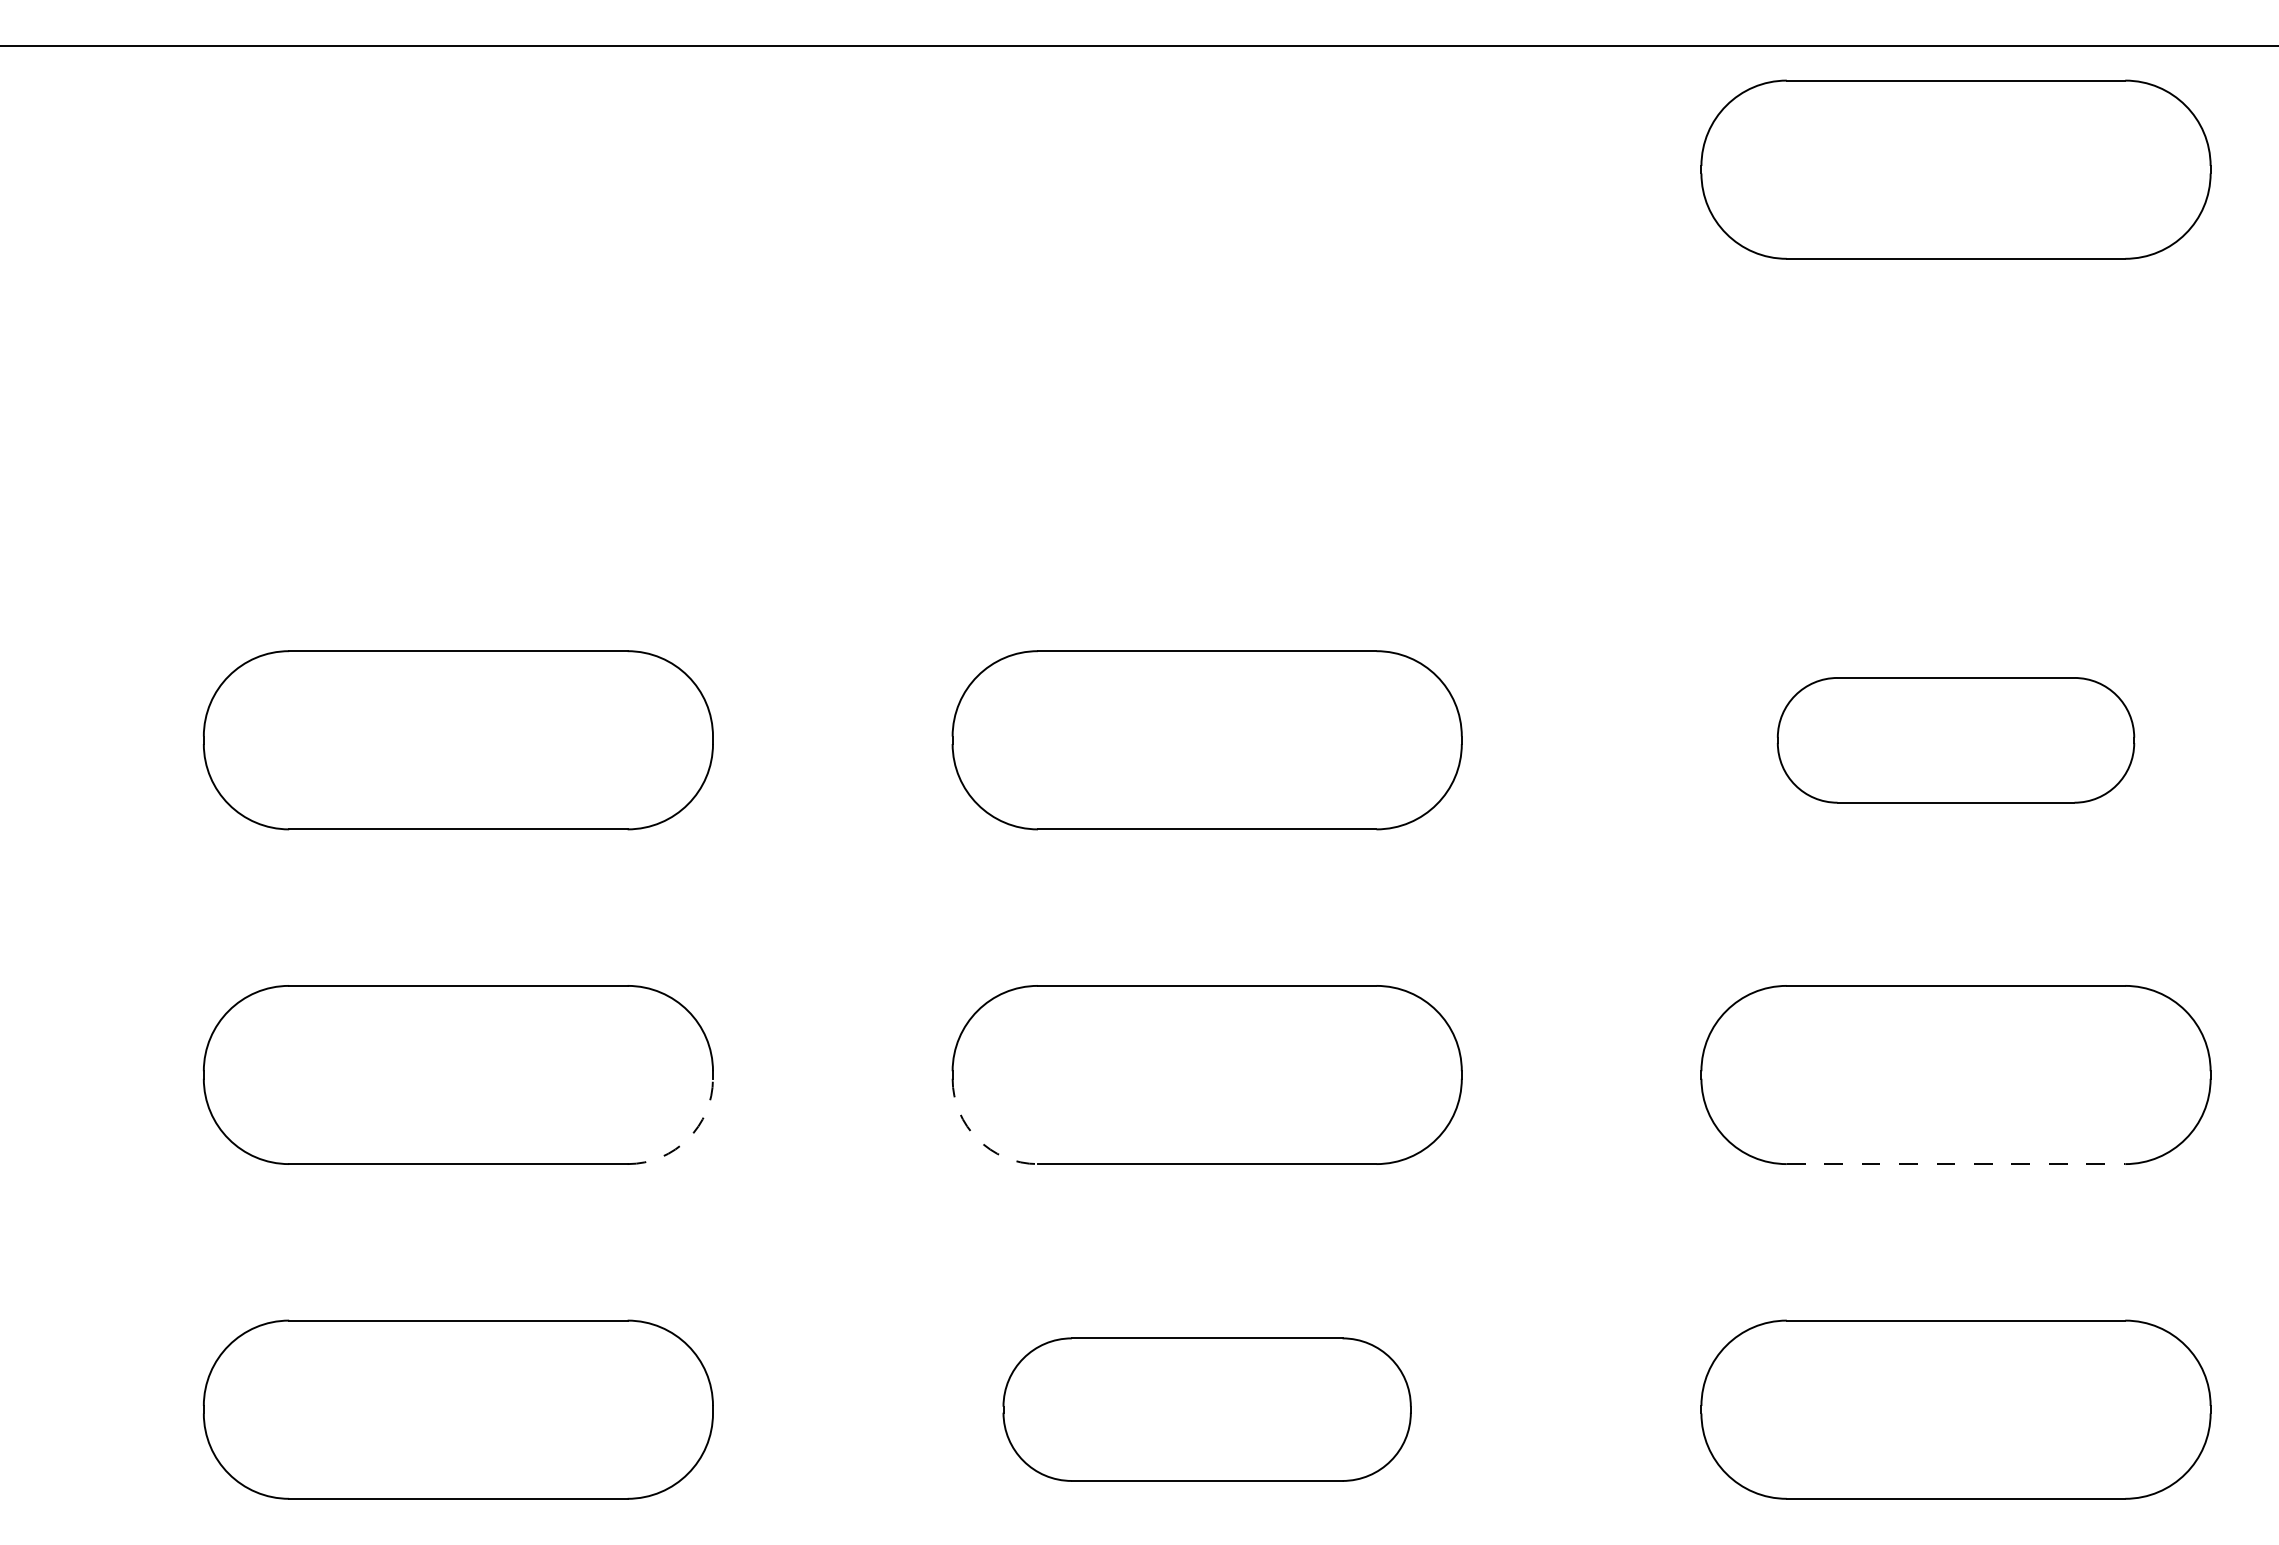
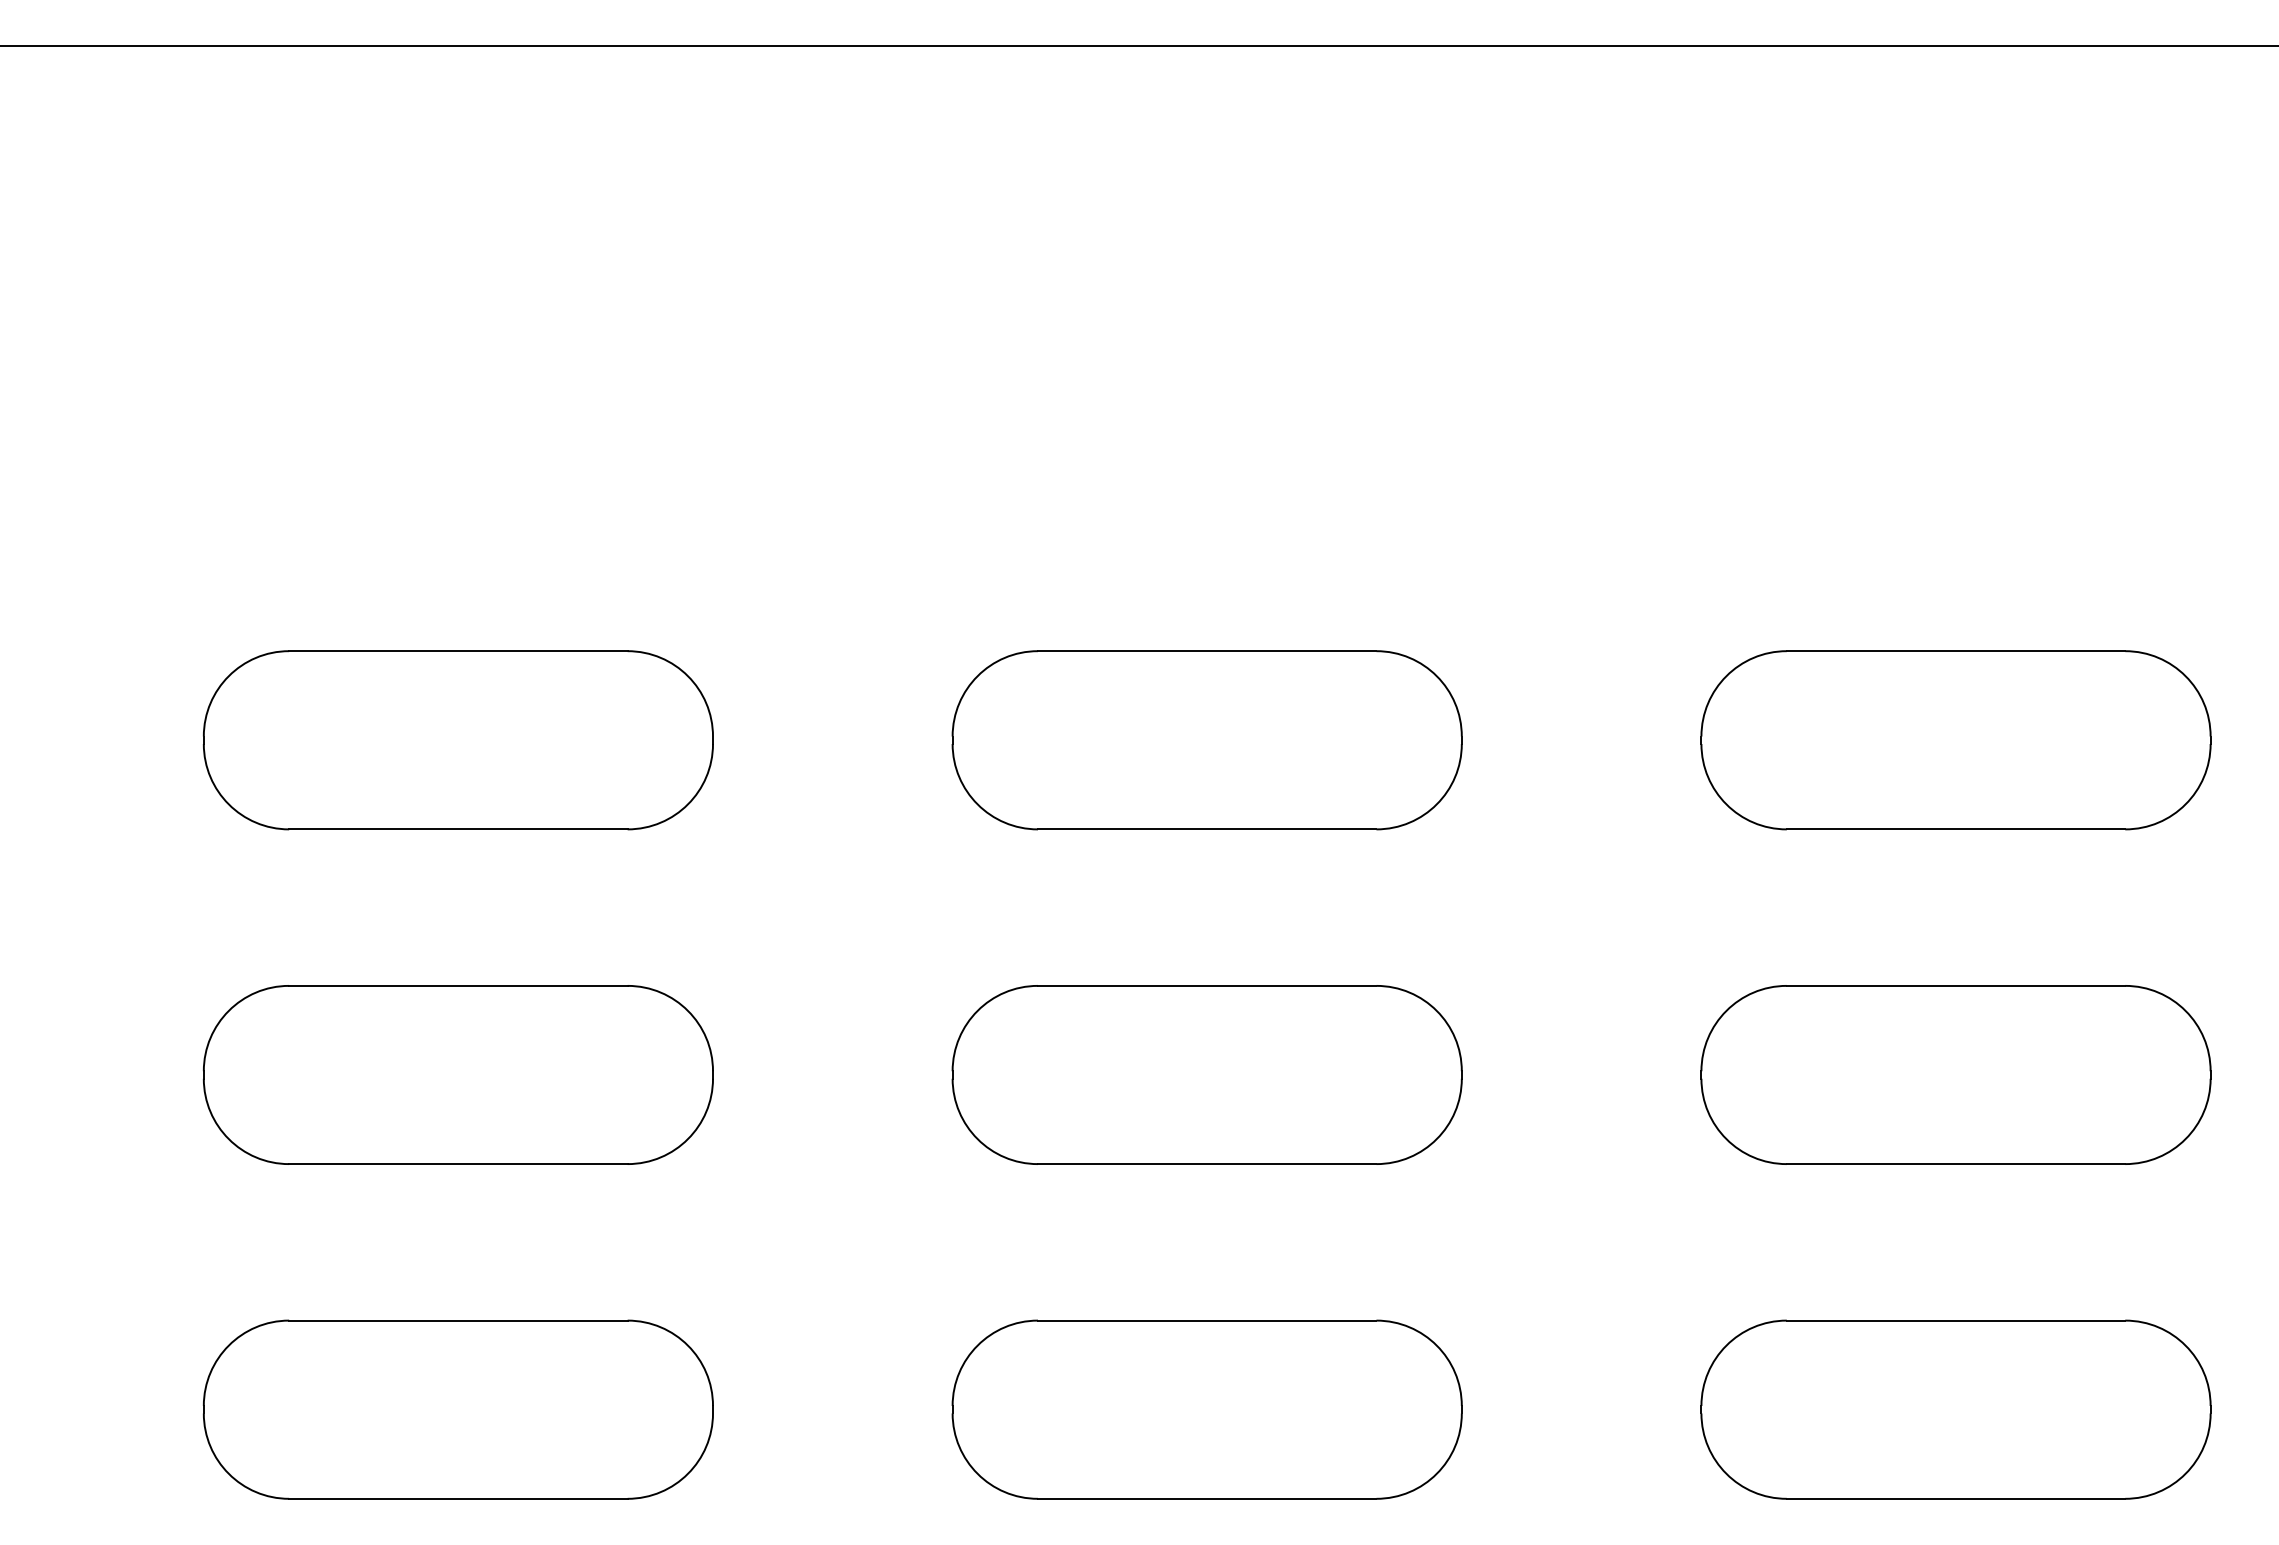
part: present -> none (1955, 169)
part size: 360x127 px -> 512x181 px (1955, 740)
arc: dashed -> solid (688, 1139)
arc: dashed -> solid (977, 1139)
line: dashed -> solid (1956, 1164)
part size: 410x145 px -> 512x181 px (1206, 1409)
